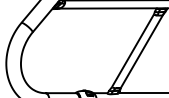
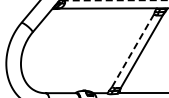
line: solid -> dashed (115, 0)
line: solid -> dashed (133, 50)
